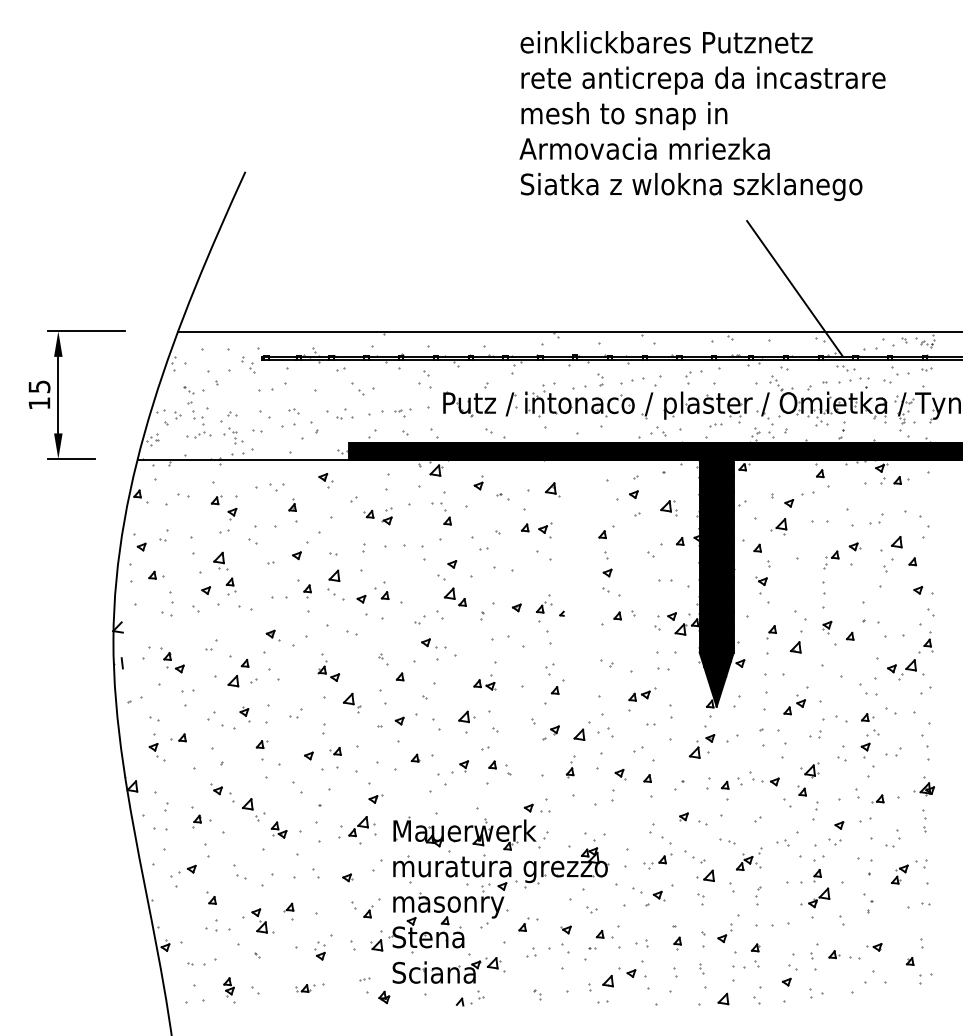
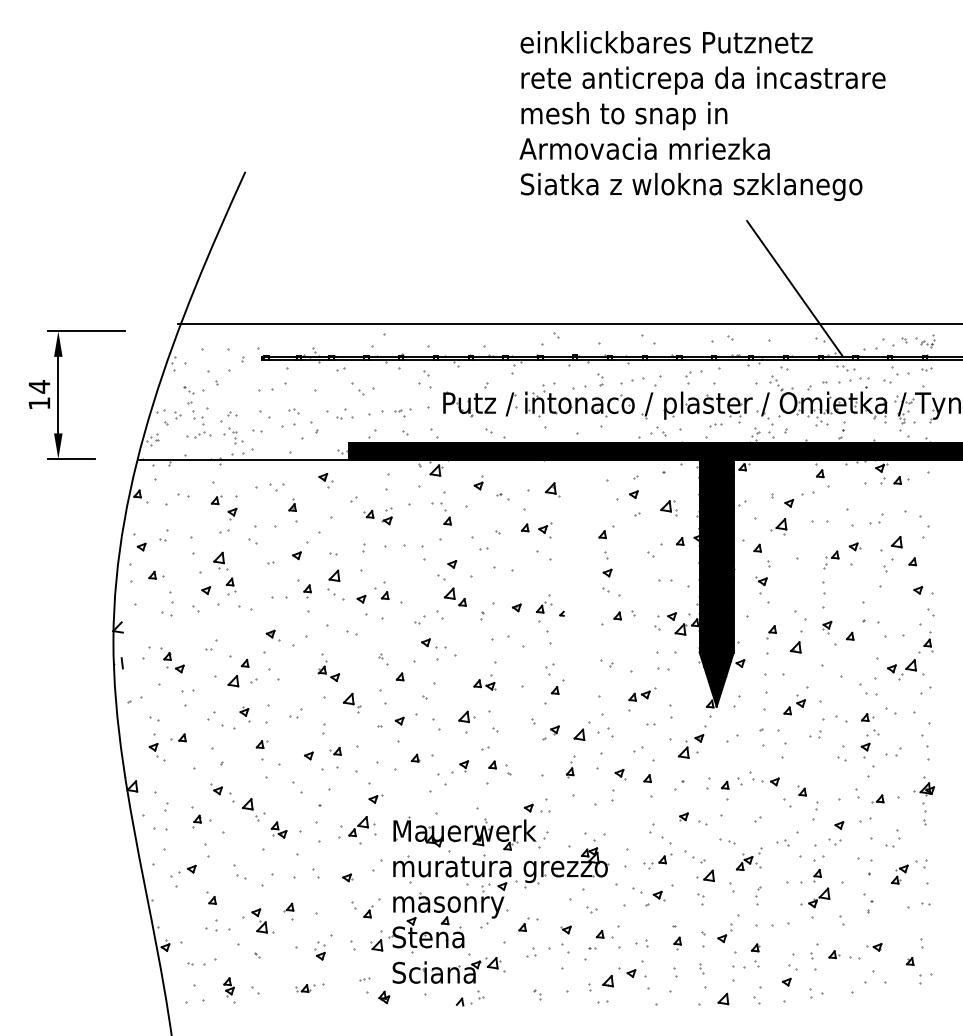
line position: (568, 332) -> (568, 324) (568, 324)
part: present -> none (252, 367)
text: 15 -> 14 (39, 386)
part position: (701, 746) -> (690, 746) (690, 746)
part: present -> none (809, 770)
part position: (924, 820) -> (924, 813) (924, 813)
